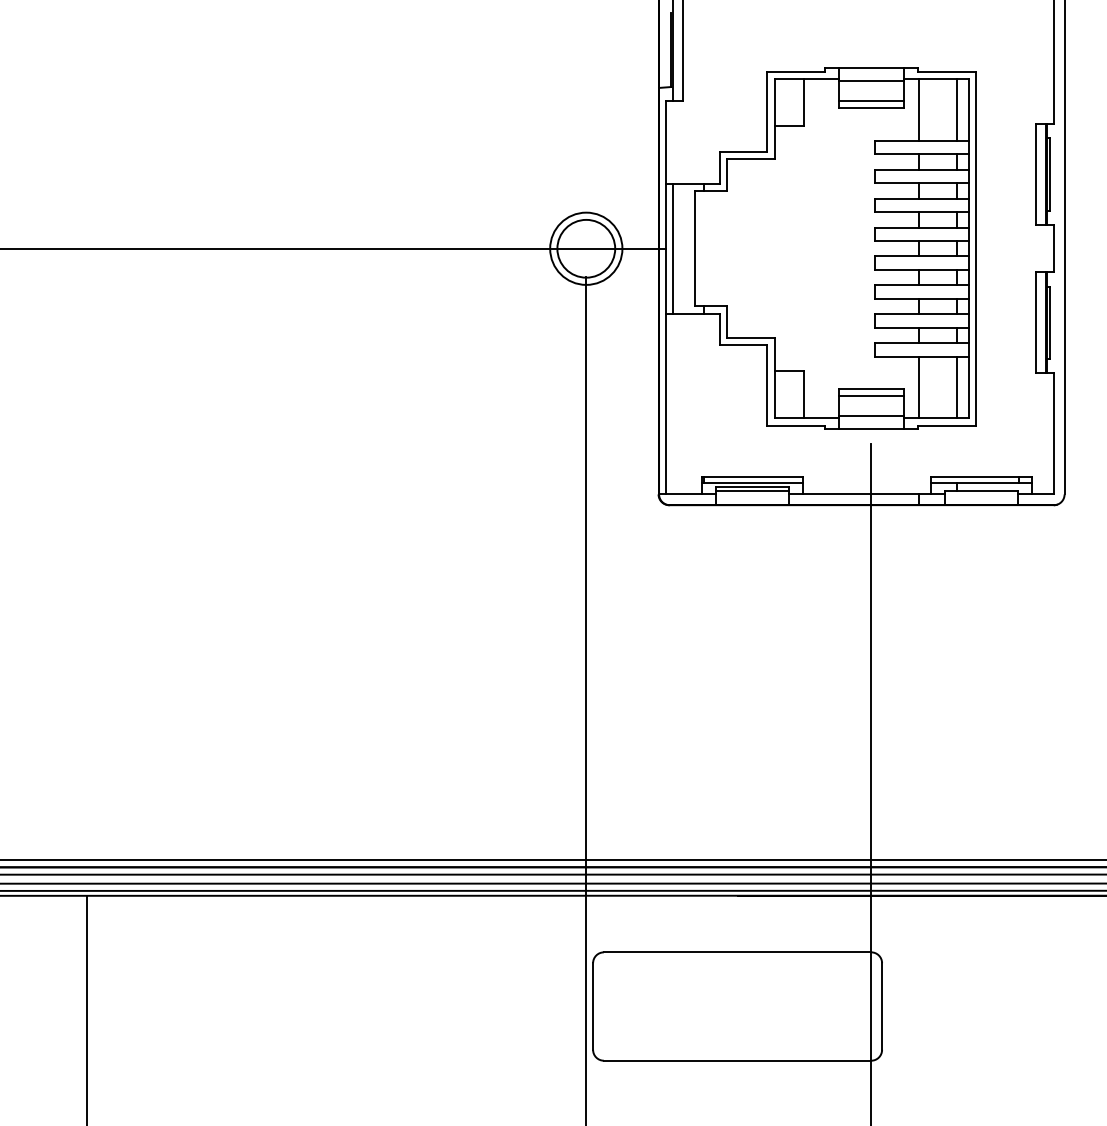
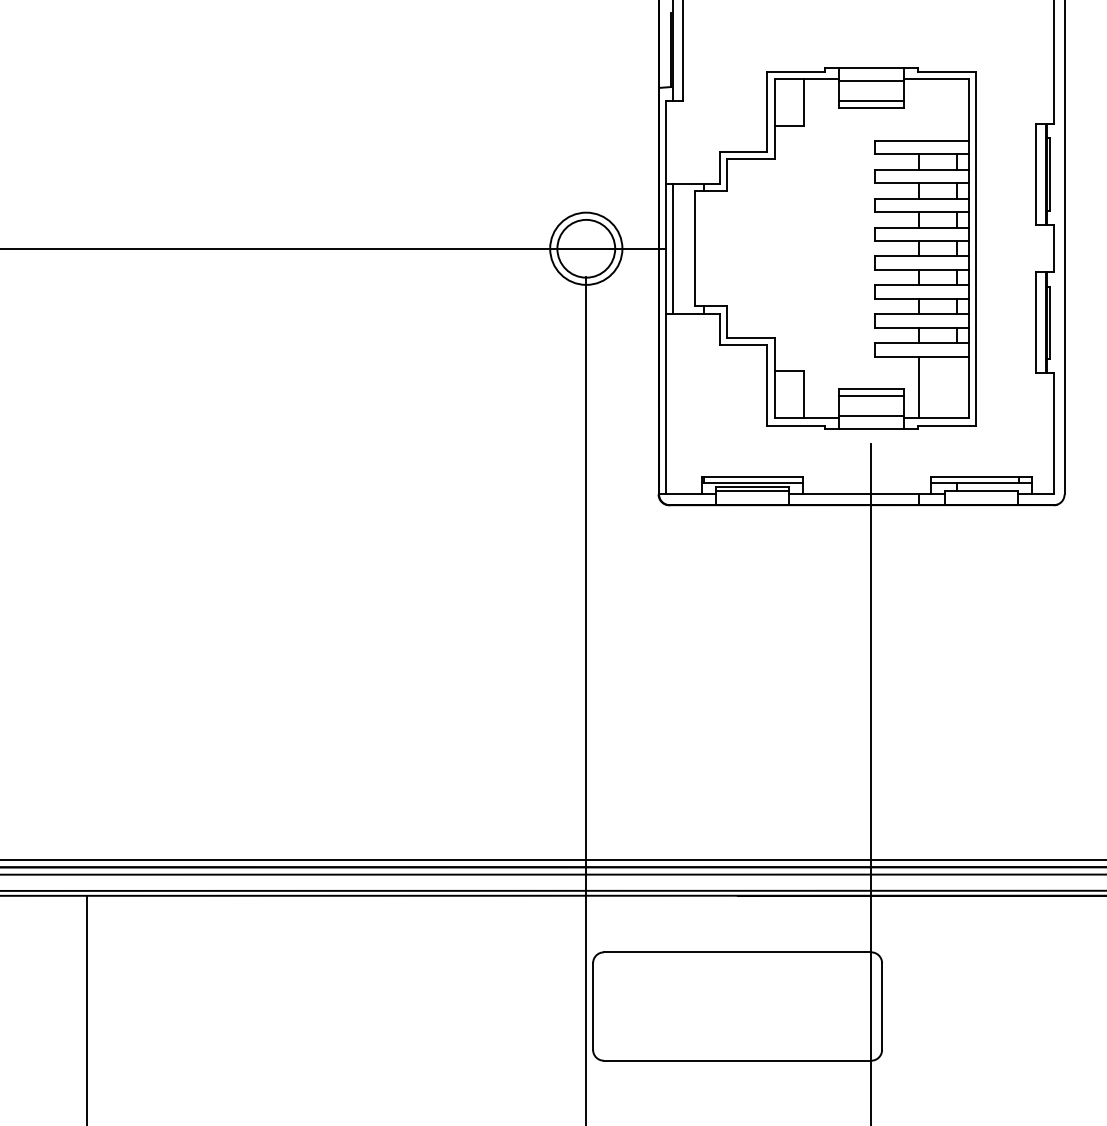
line: present -> none (918, 109)
line: present -> none (956, 109)
line: present -> none (956, 387)
line: present -> none (552, 883)
